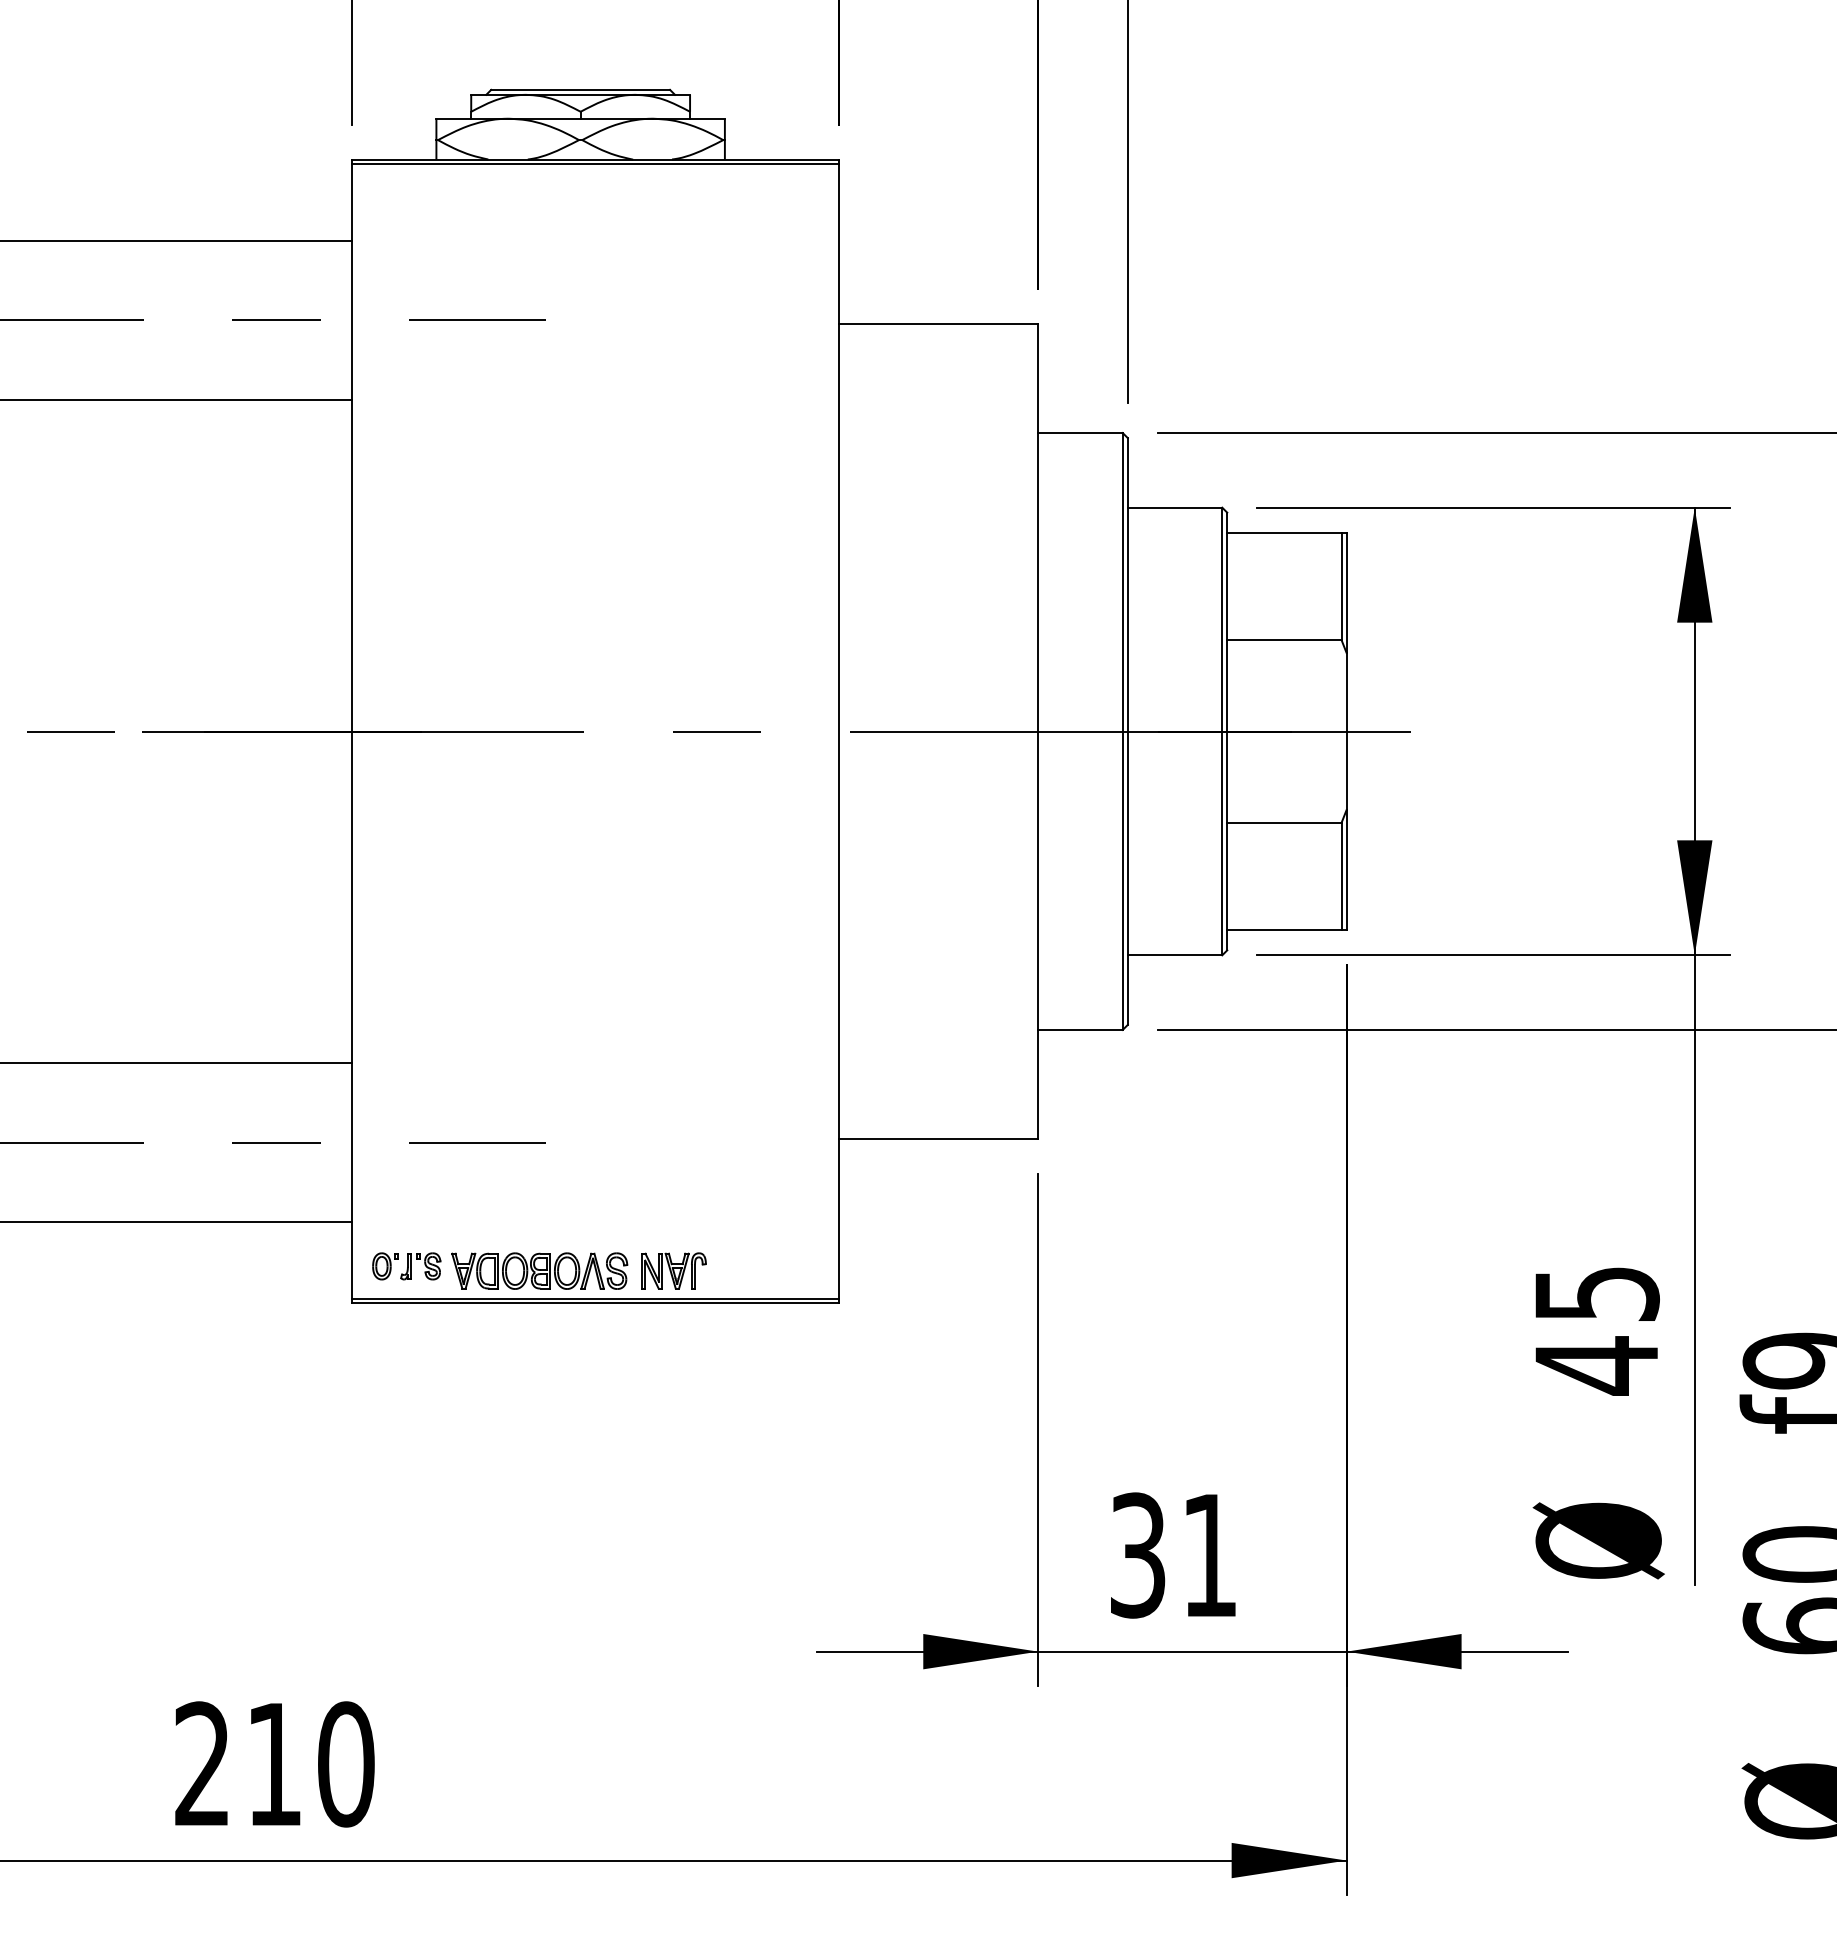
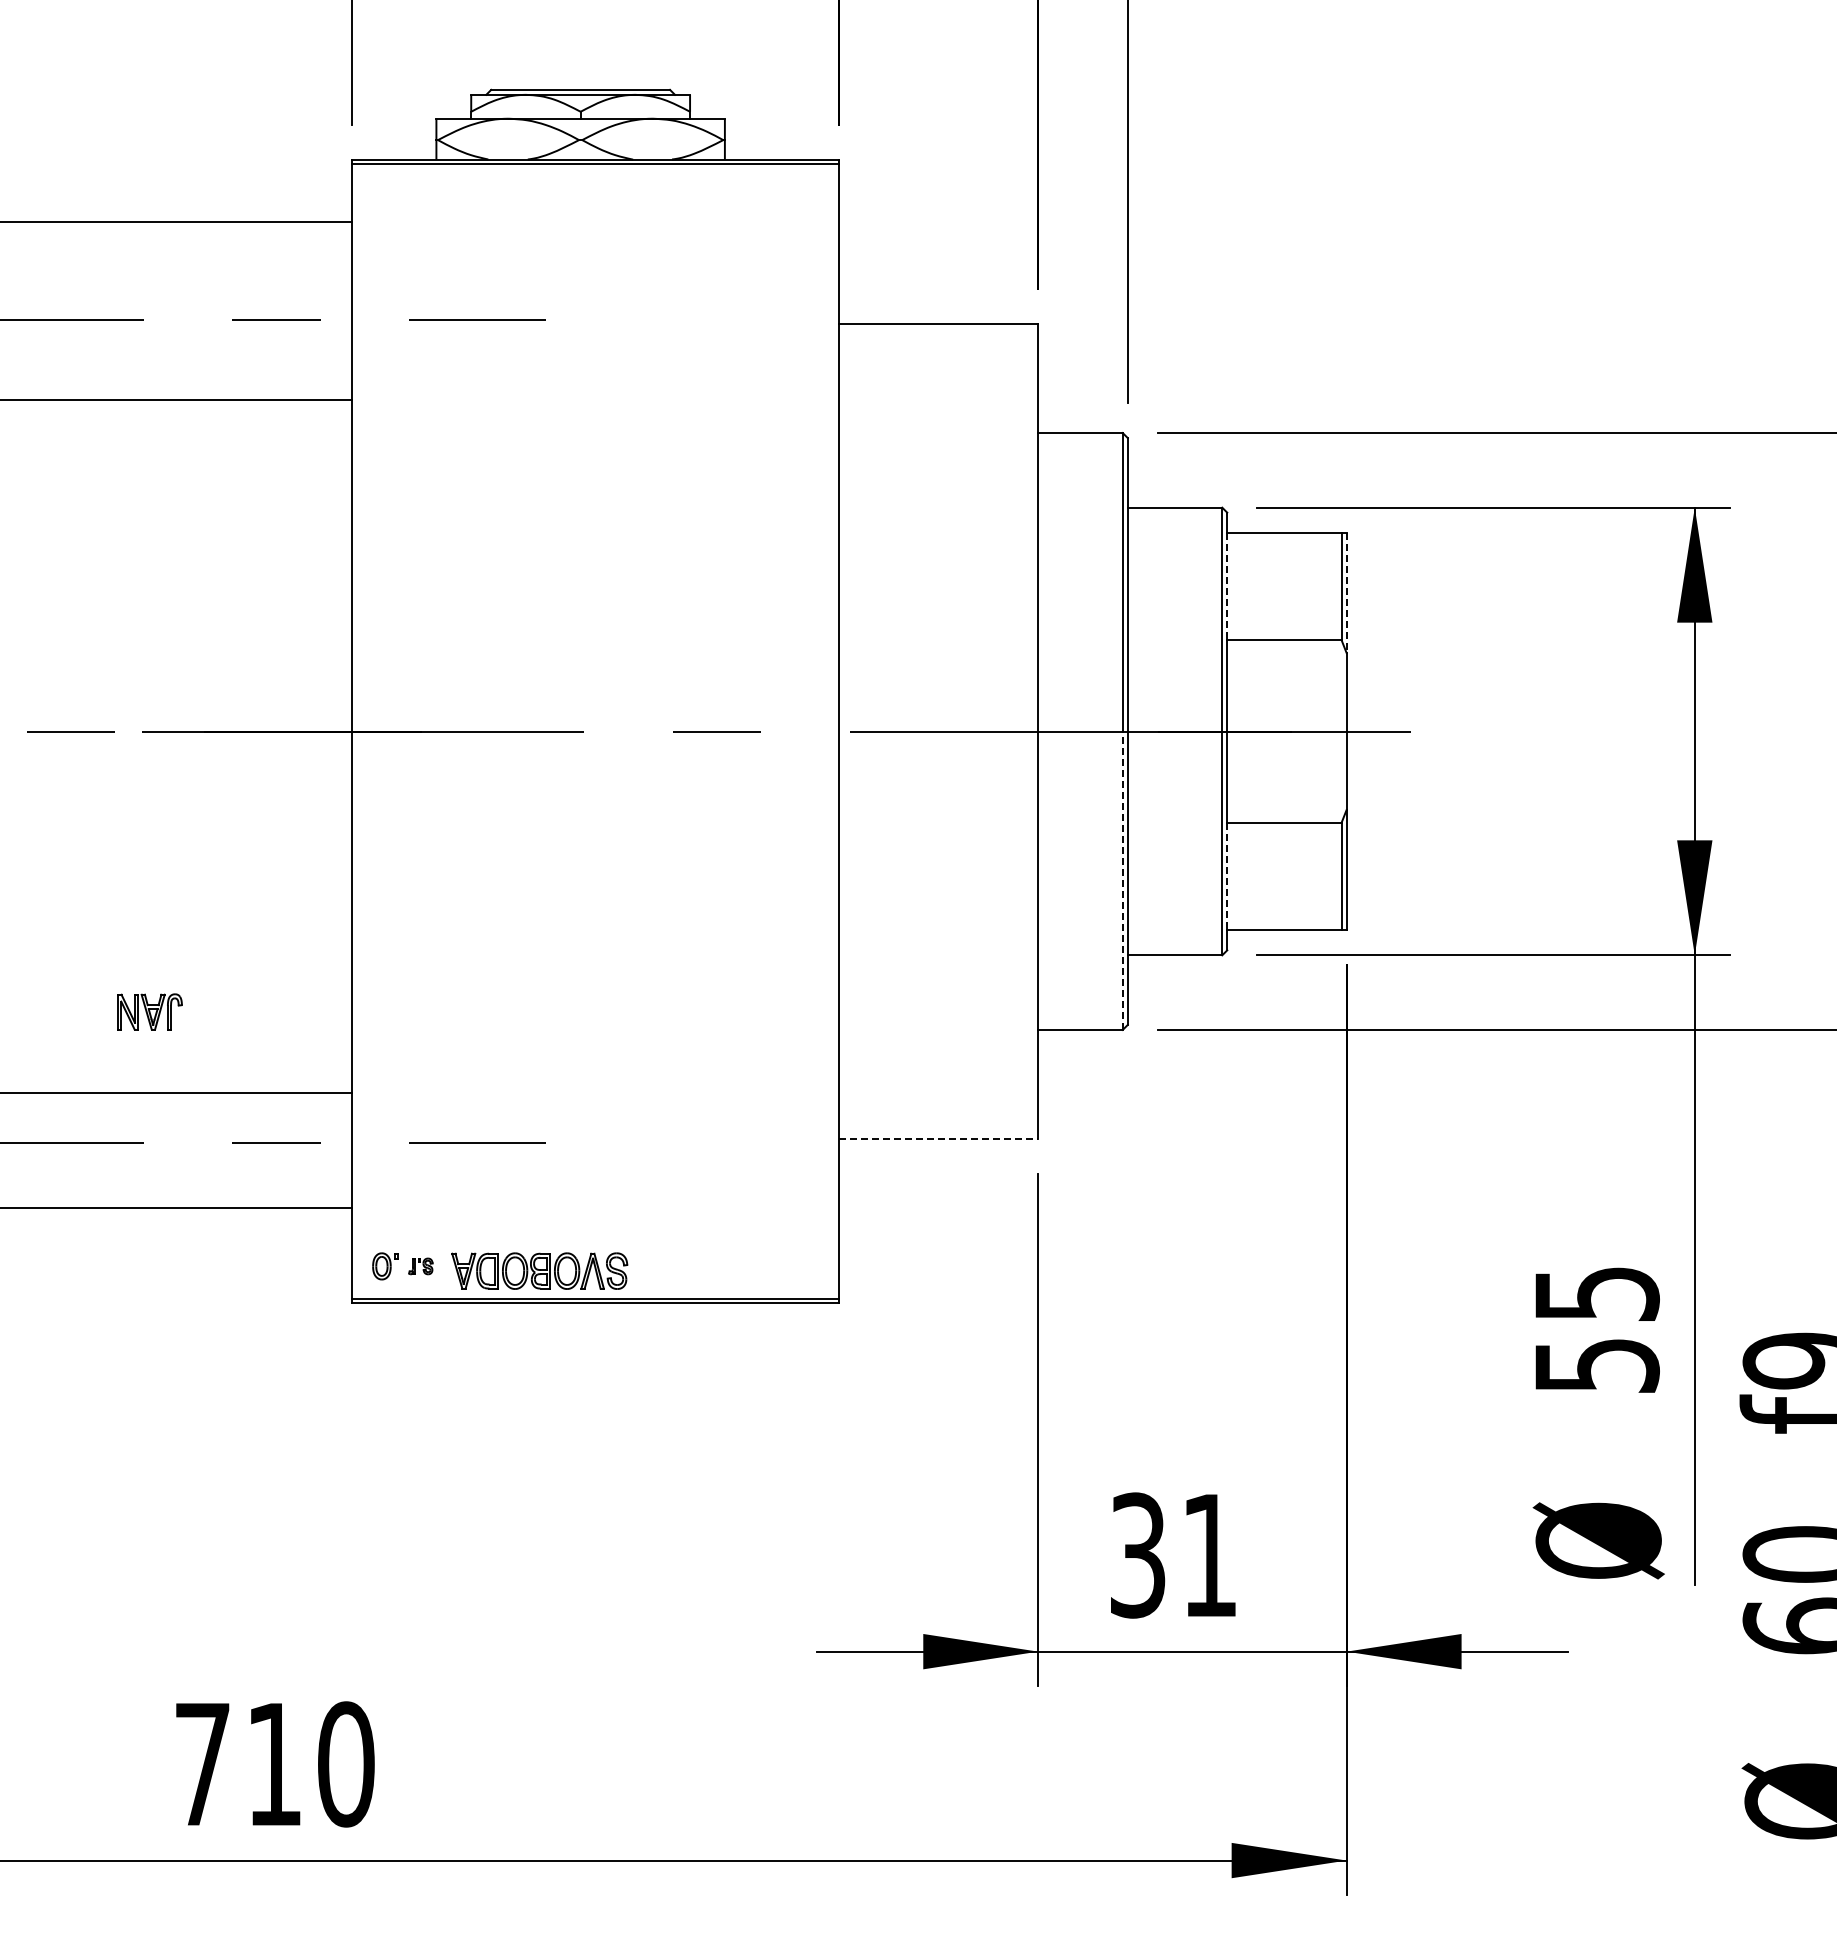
line position: (176, 240) -> (176, 221) (176, 221)
line: solid -> dashed (1227, 586)
line: solid -> dashed (1346, 593)
line: solid -> dashed (1227, 876)
line: solid -> dashed (1122, 880)
line position: (176, 1063) -> (176, 1093) (176, 1093)
line: solid -> dashed (939, 1139)
line position: (176, 1222) -> (176, 1208) (176, 1208)
part size: 42x29 px -> 26x19 px (420, 1266)
part position: (673, 1270) -> (149, 1011) (149, 1011)
text: 45 -> 55 (1597, 1365)
text: 210 -> 710 (202, 1763)
